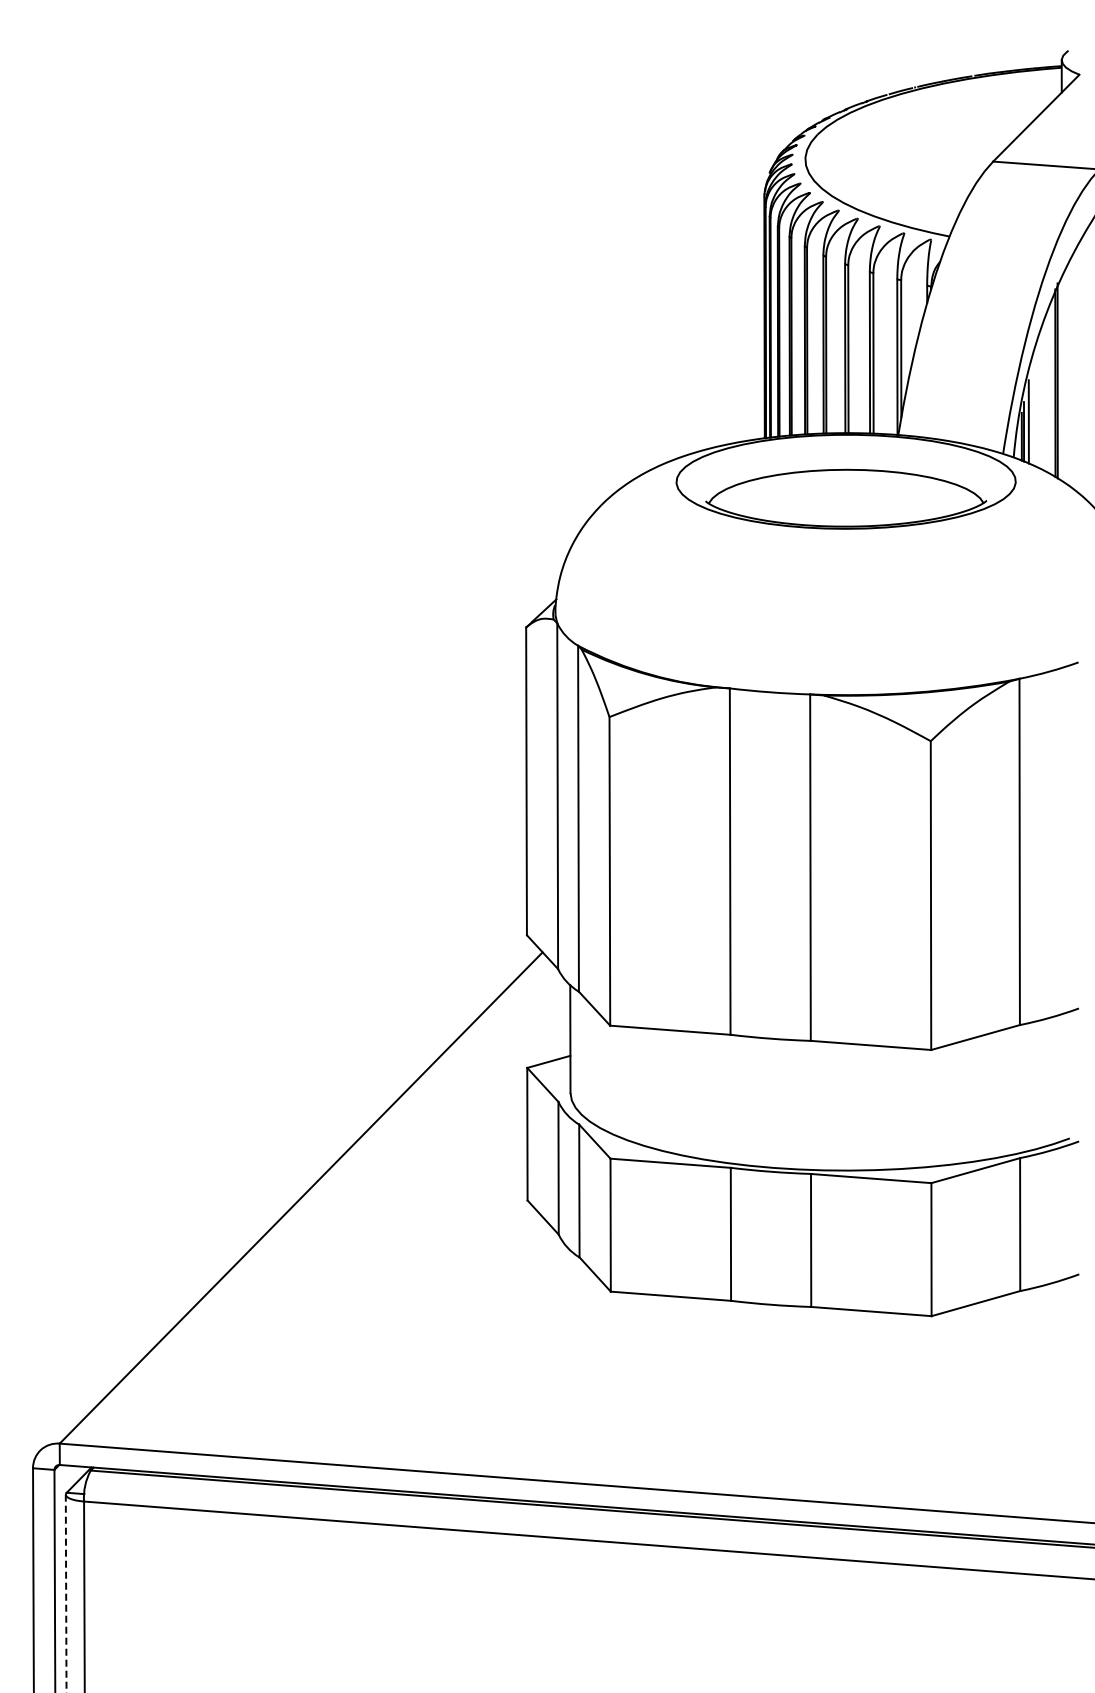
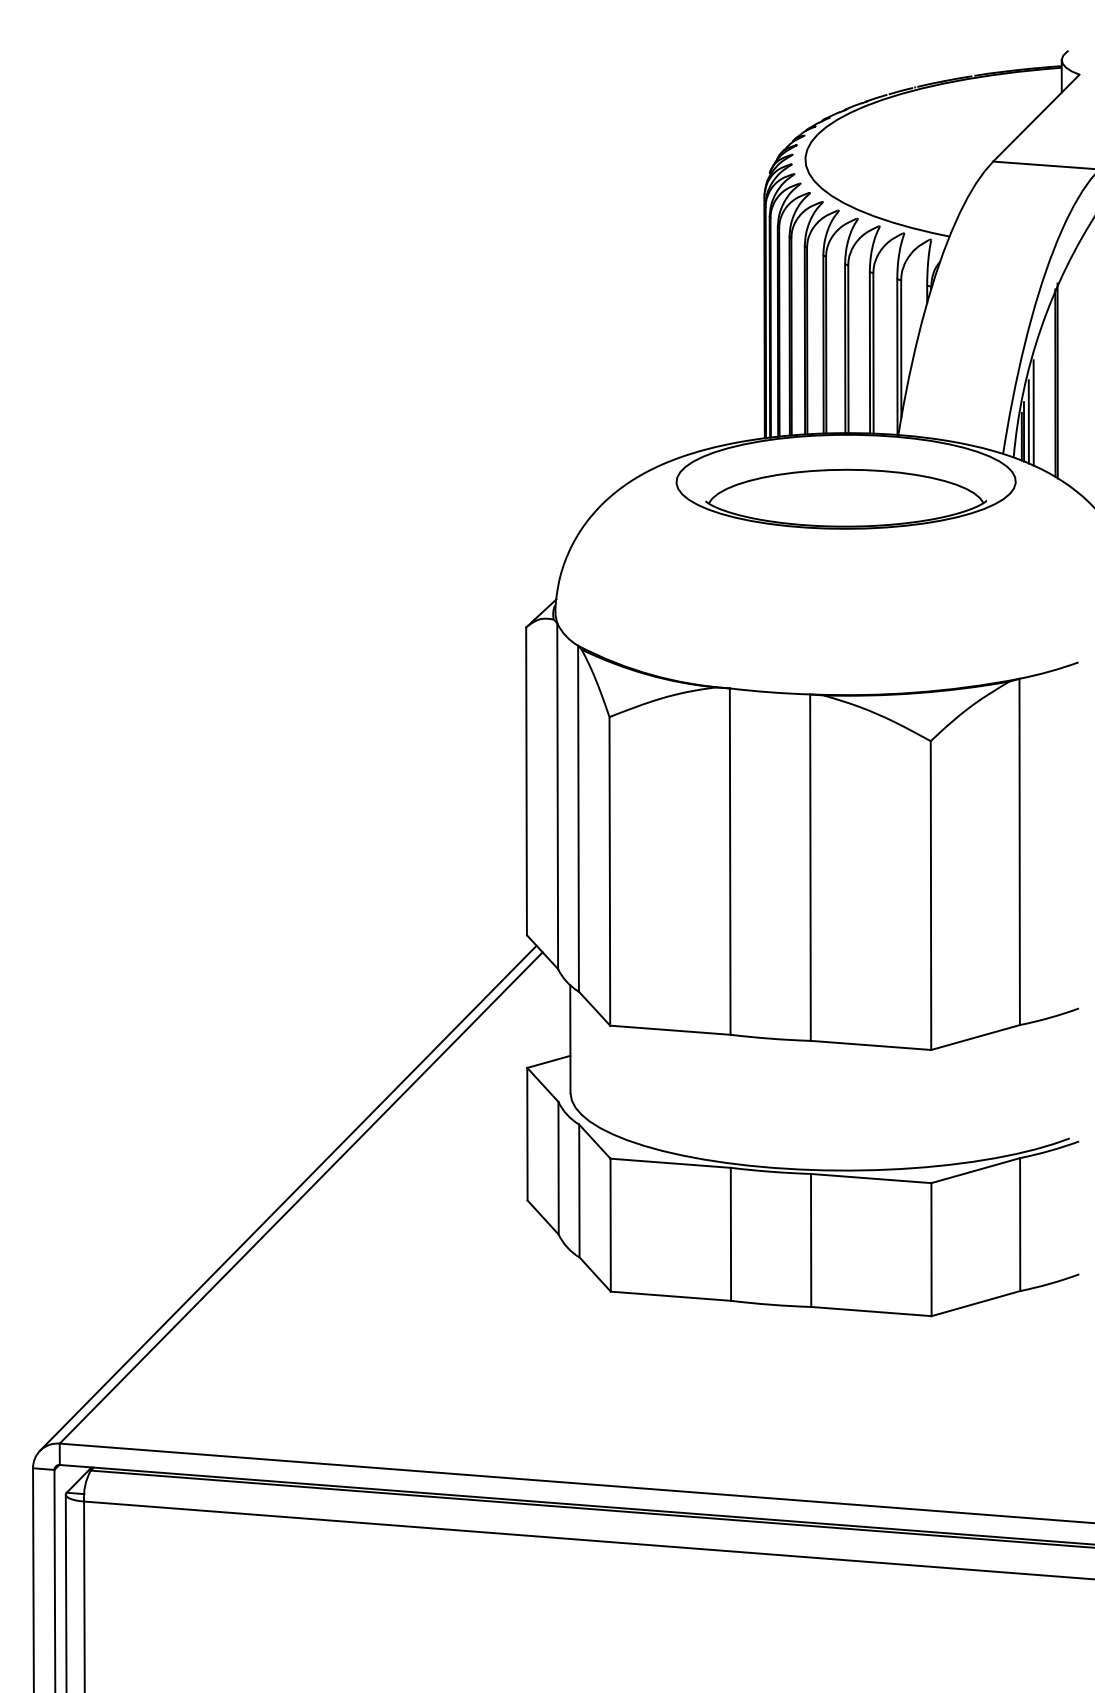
line: none -> present (1033, 412)
line: none -> present (288, 1197)
line: dashed -> solid (66, 1593)
